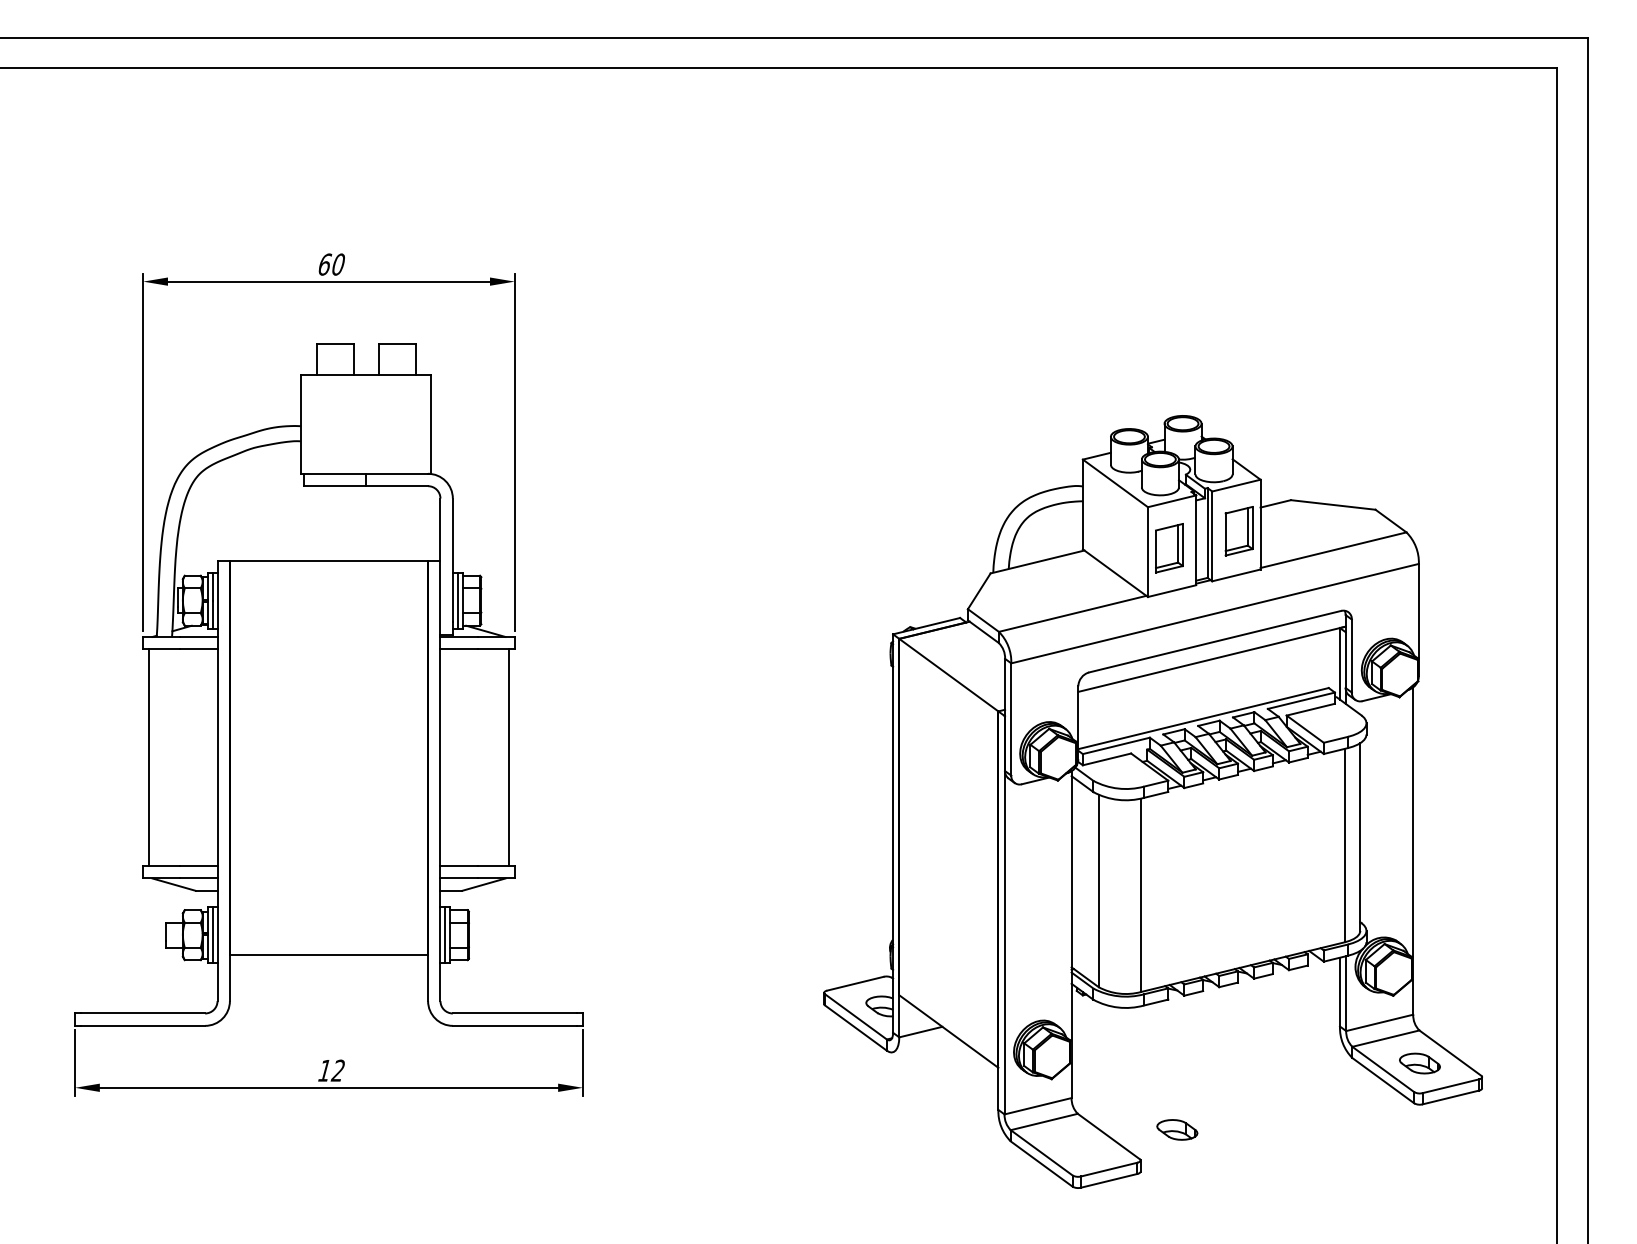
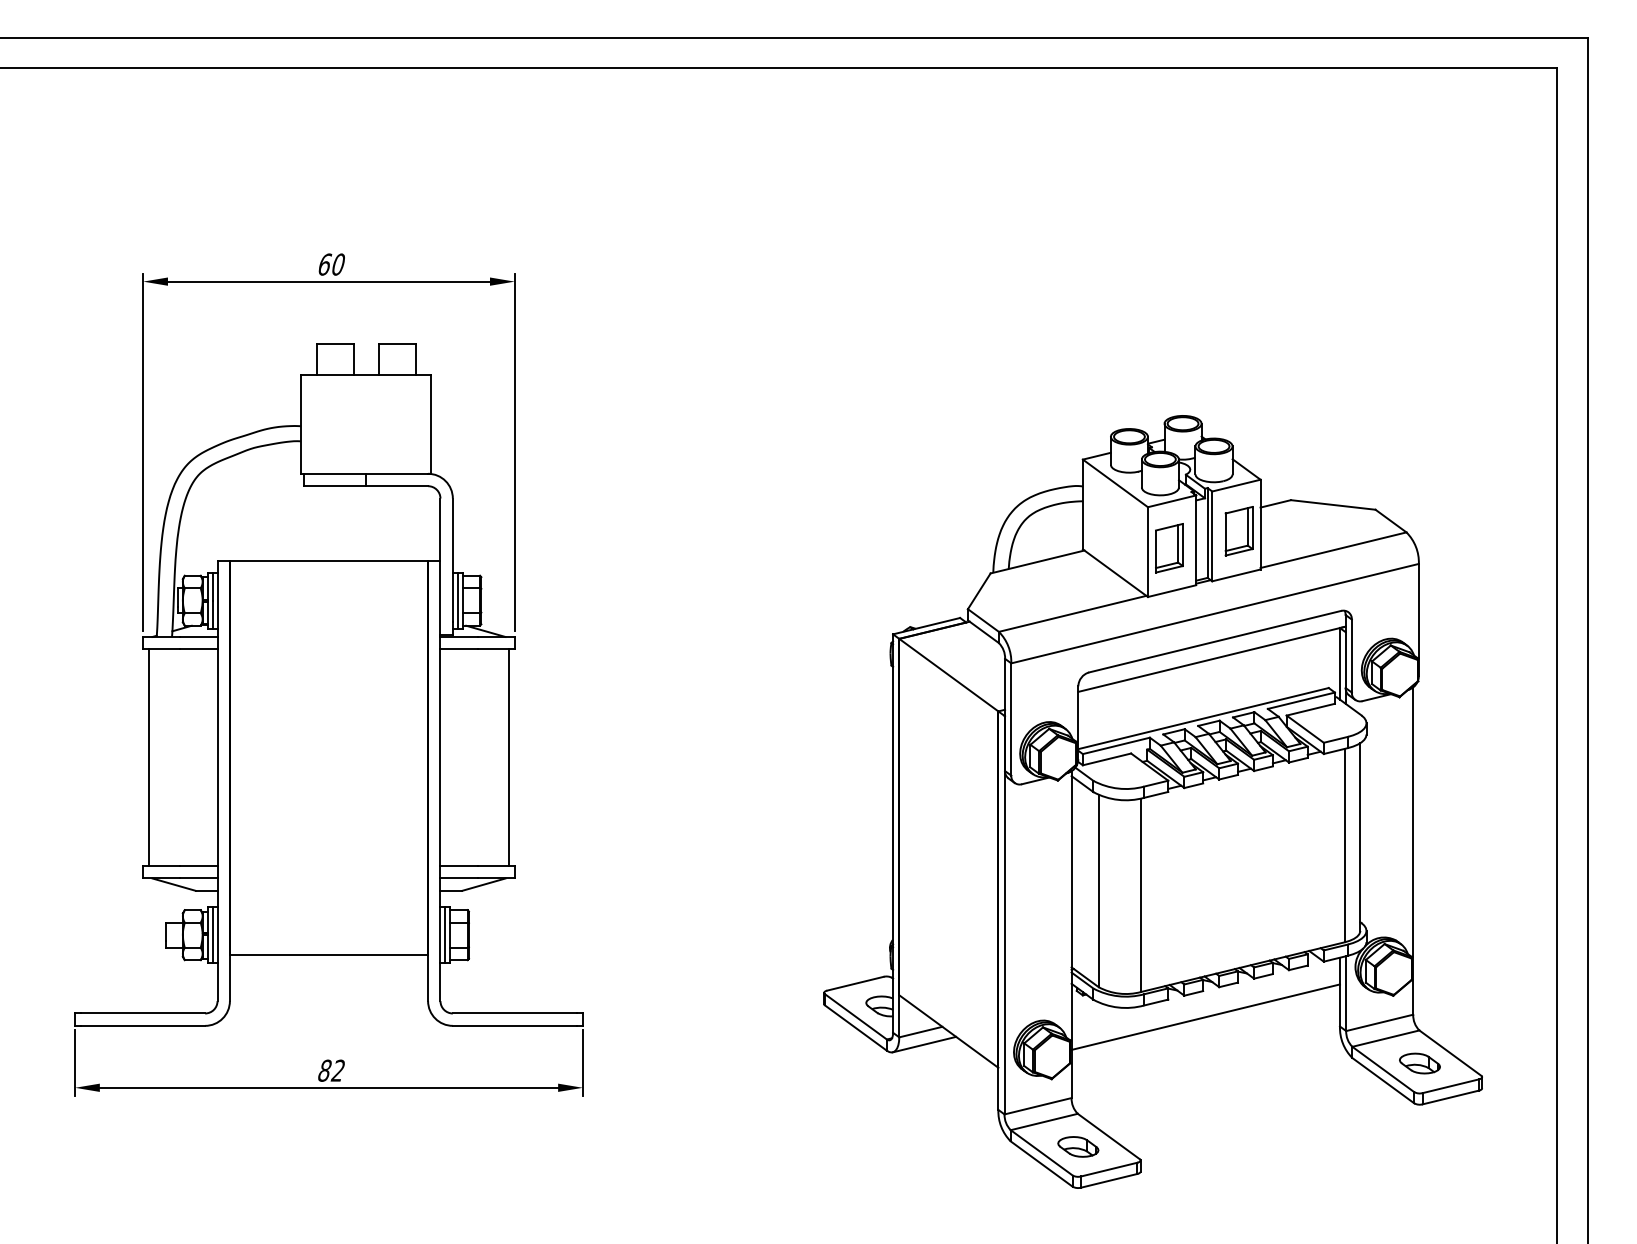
line: none -> present (1205, 1016)
line: none -> present (924, 1044)
text: 12 -> 82 (324, 1070)
part position: (1177, 1129) -> (1078, 1146) (1078, 1146)
